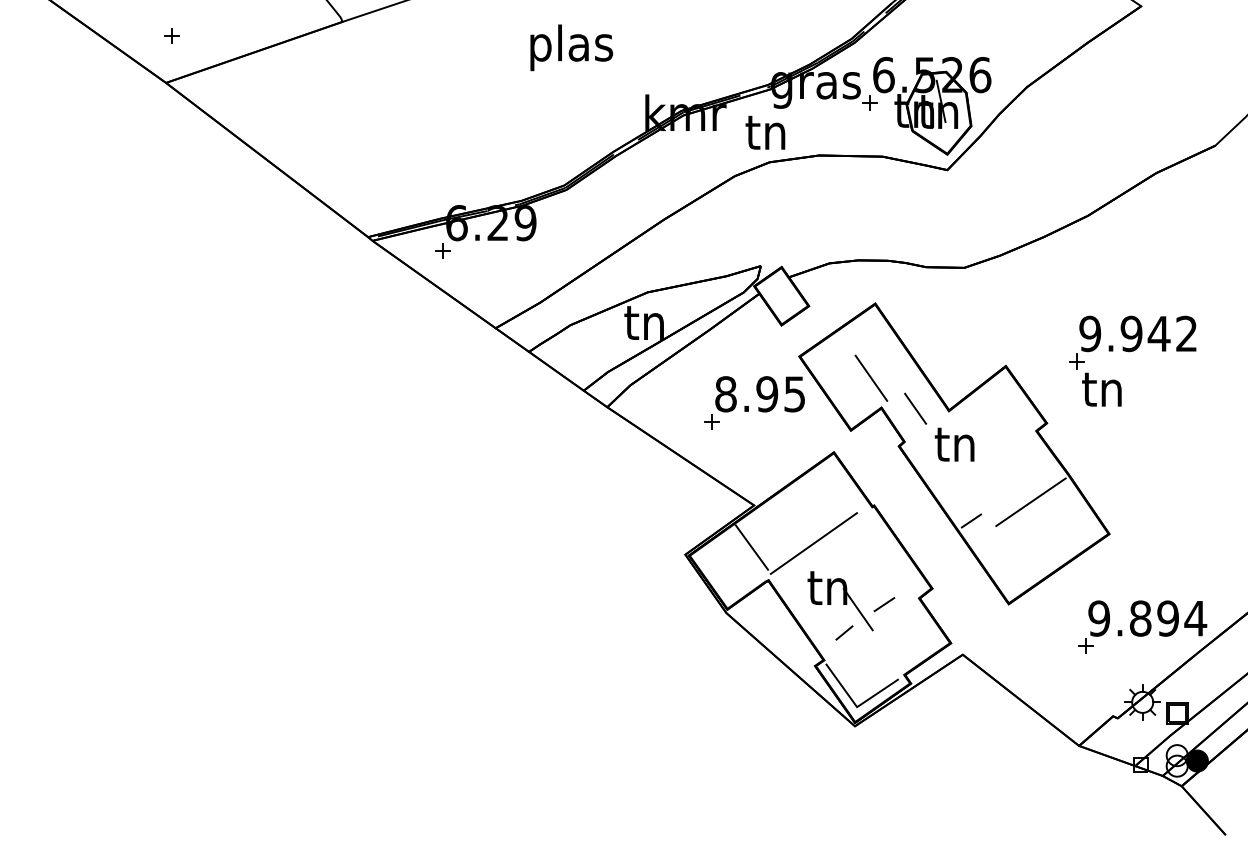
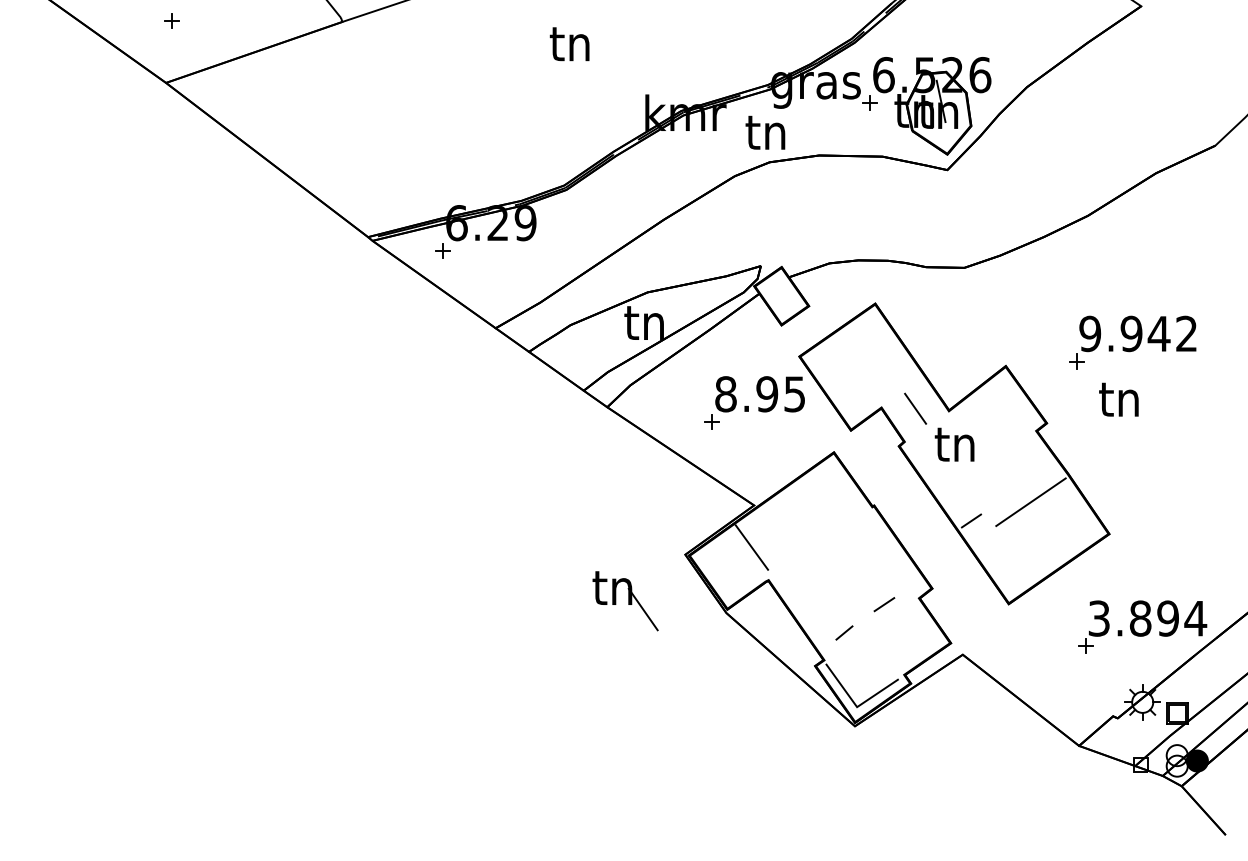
part position: (171, 35) -> (171, 20) (171, 20)
text: plas -> tn (571, 47)
line: present -> none (871, 377)
text position: (1101, 389) -> (1118, 399) (1118, 399)
line: present -> none (813, 543)
part position: (840, 601) -> (625, 601) (625, 601)
text: 9.894 -> 3.894 (1099, 618)
